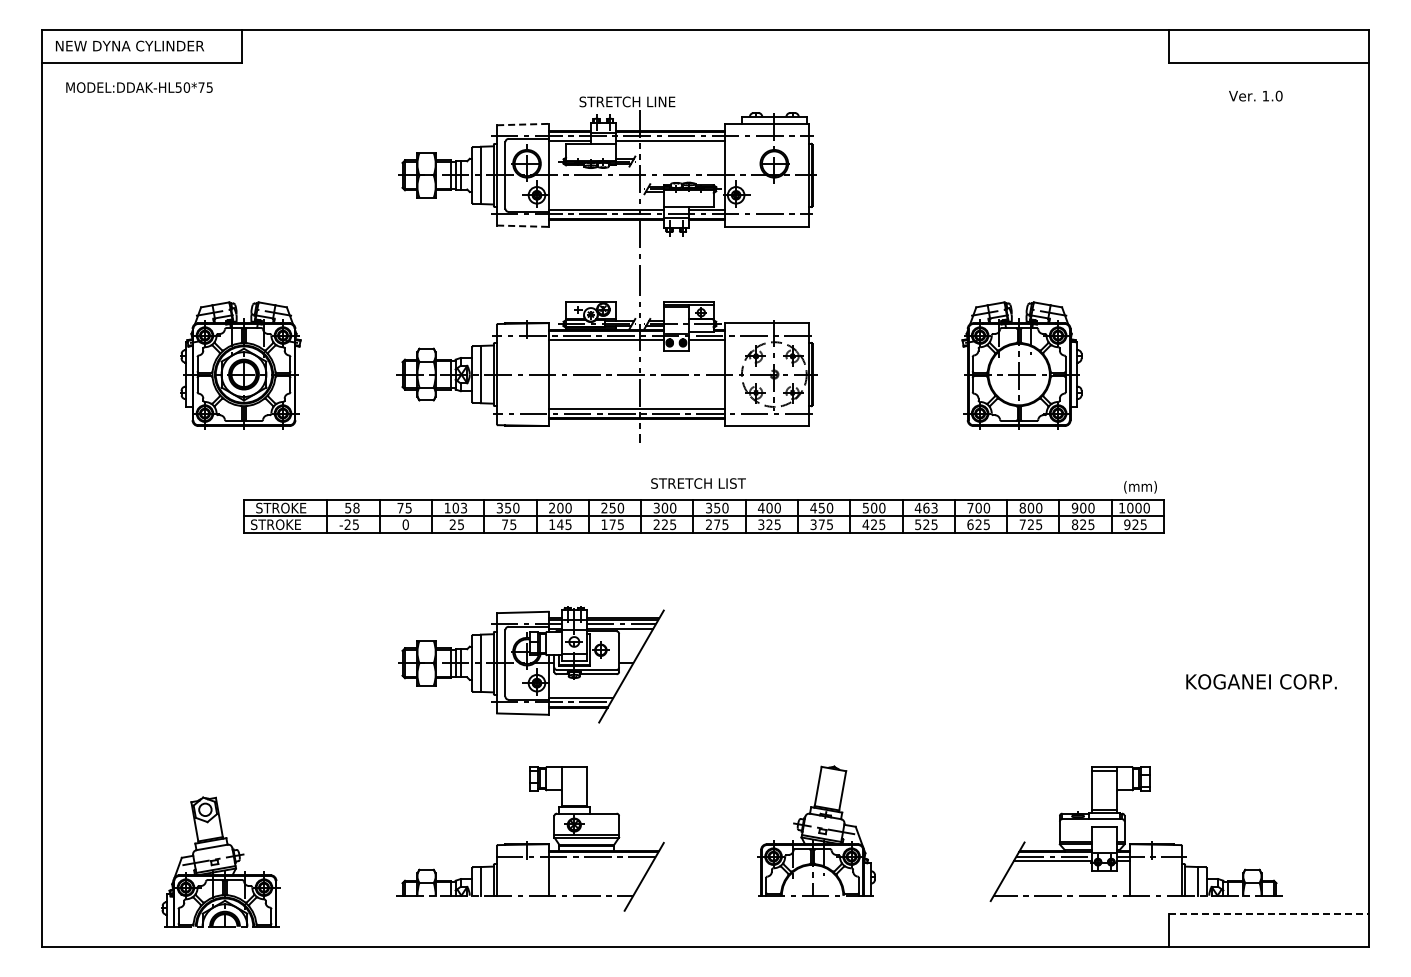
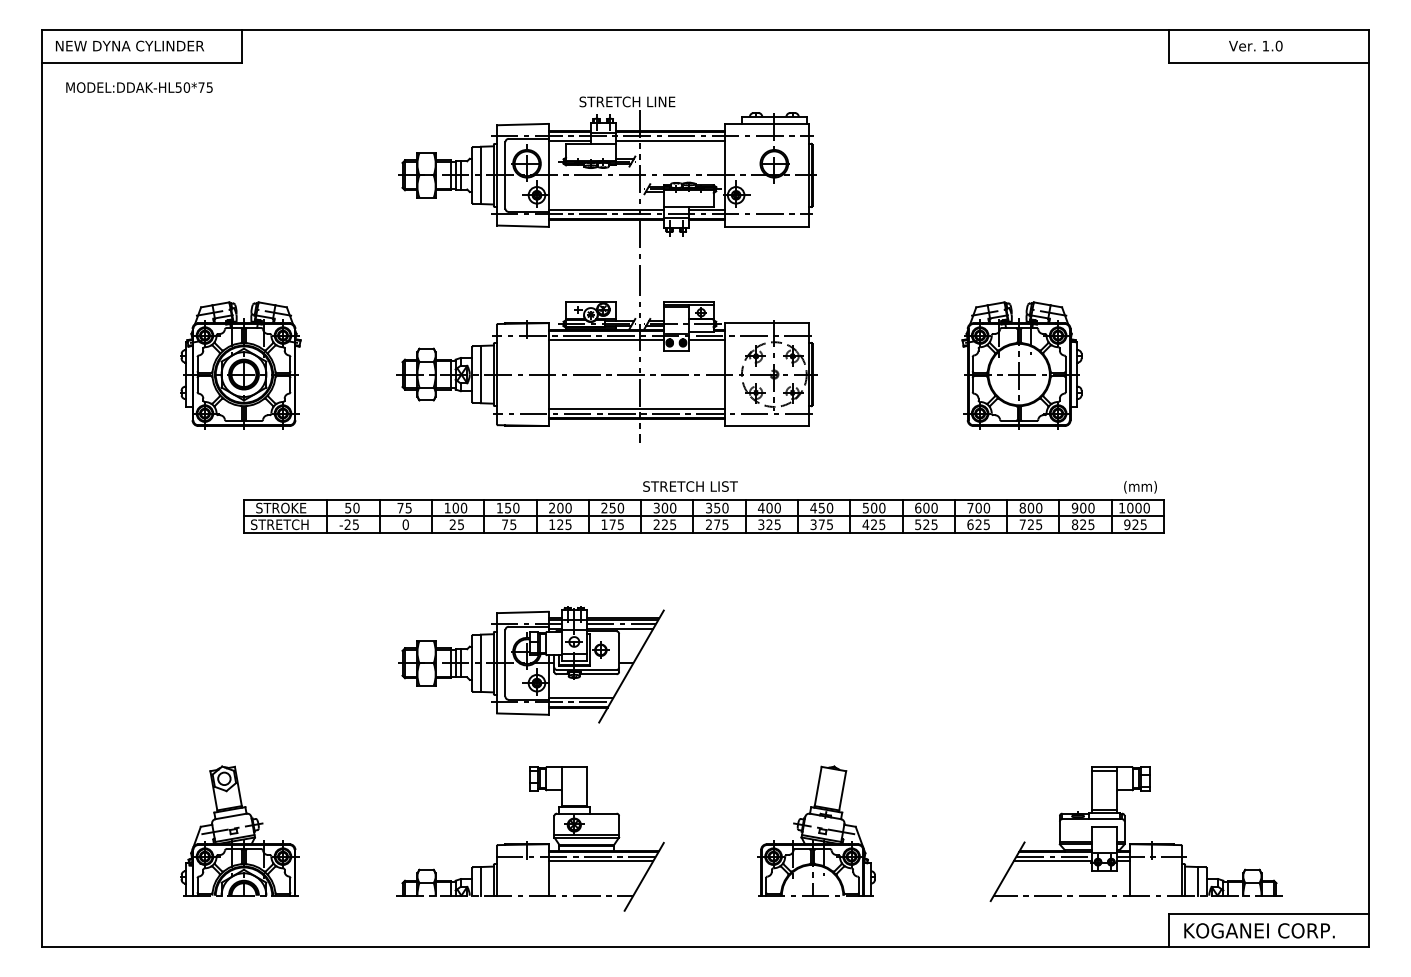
text position: (1255, 95) -> (1255, 45) (1255, 45)
line: dashed -> solid (522, 124)
line: dashed -> solid (522, 226)
text position: (698, 483) -> (690, 486) (690, 486)
text: 103 -> 100 (463, 507)
text: 350 -> 150 (499, 507)
text: 463 -> 600 (925, 507)
text: 58 -> 50 (356, 508)
text: STROKE -> STRETCH (291, 524)
text: 145 -> 125 (560, 524)
text position: (1261, 681) -> (1259, 930) (1259, 930)
part position: (220, 861) -> (239, 830) (239, 830)
line: none -> present (600, 861)
line: dashed -> solid (1269, 914)
